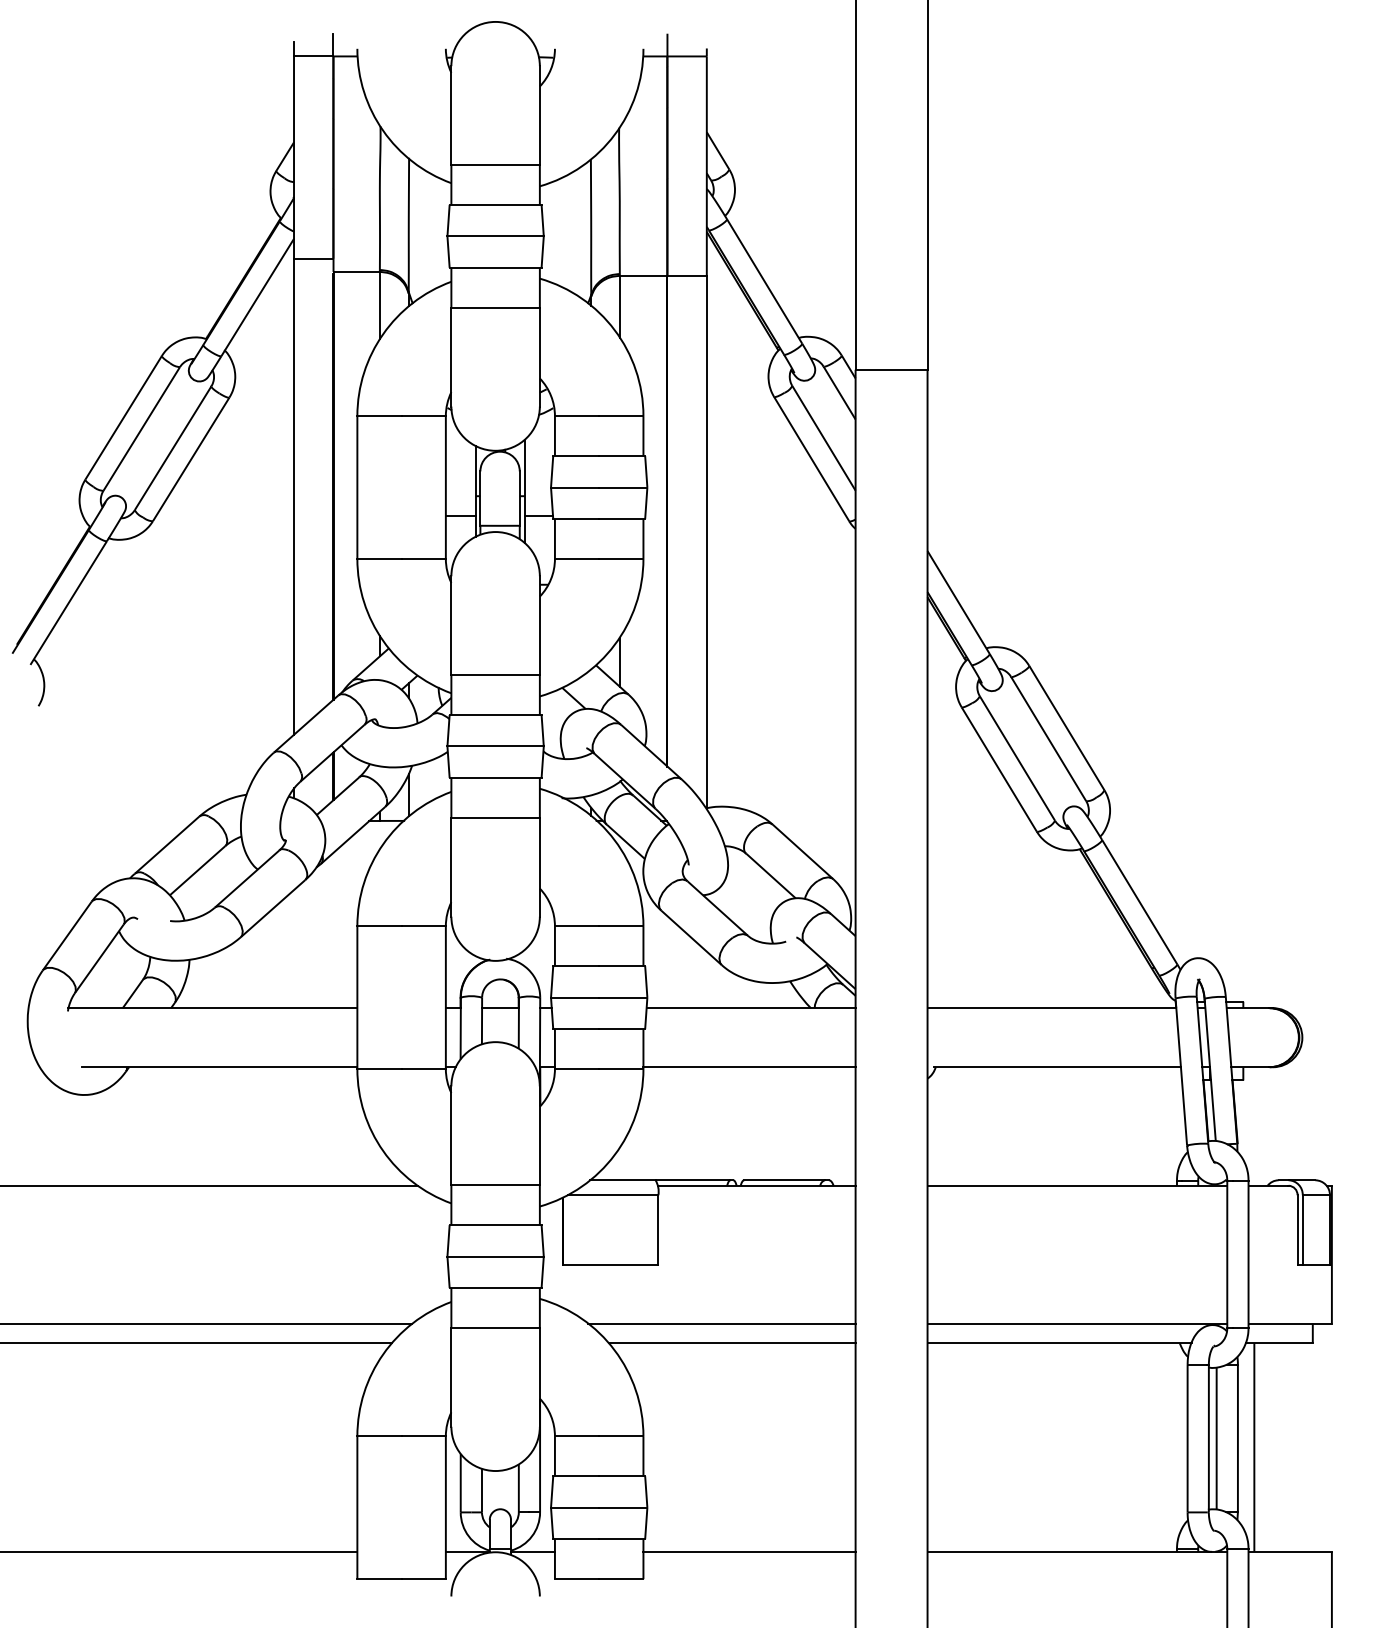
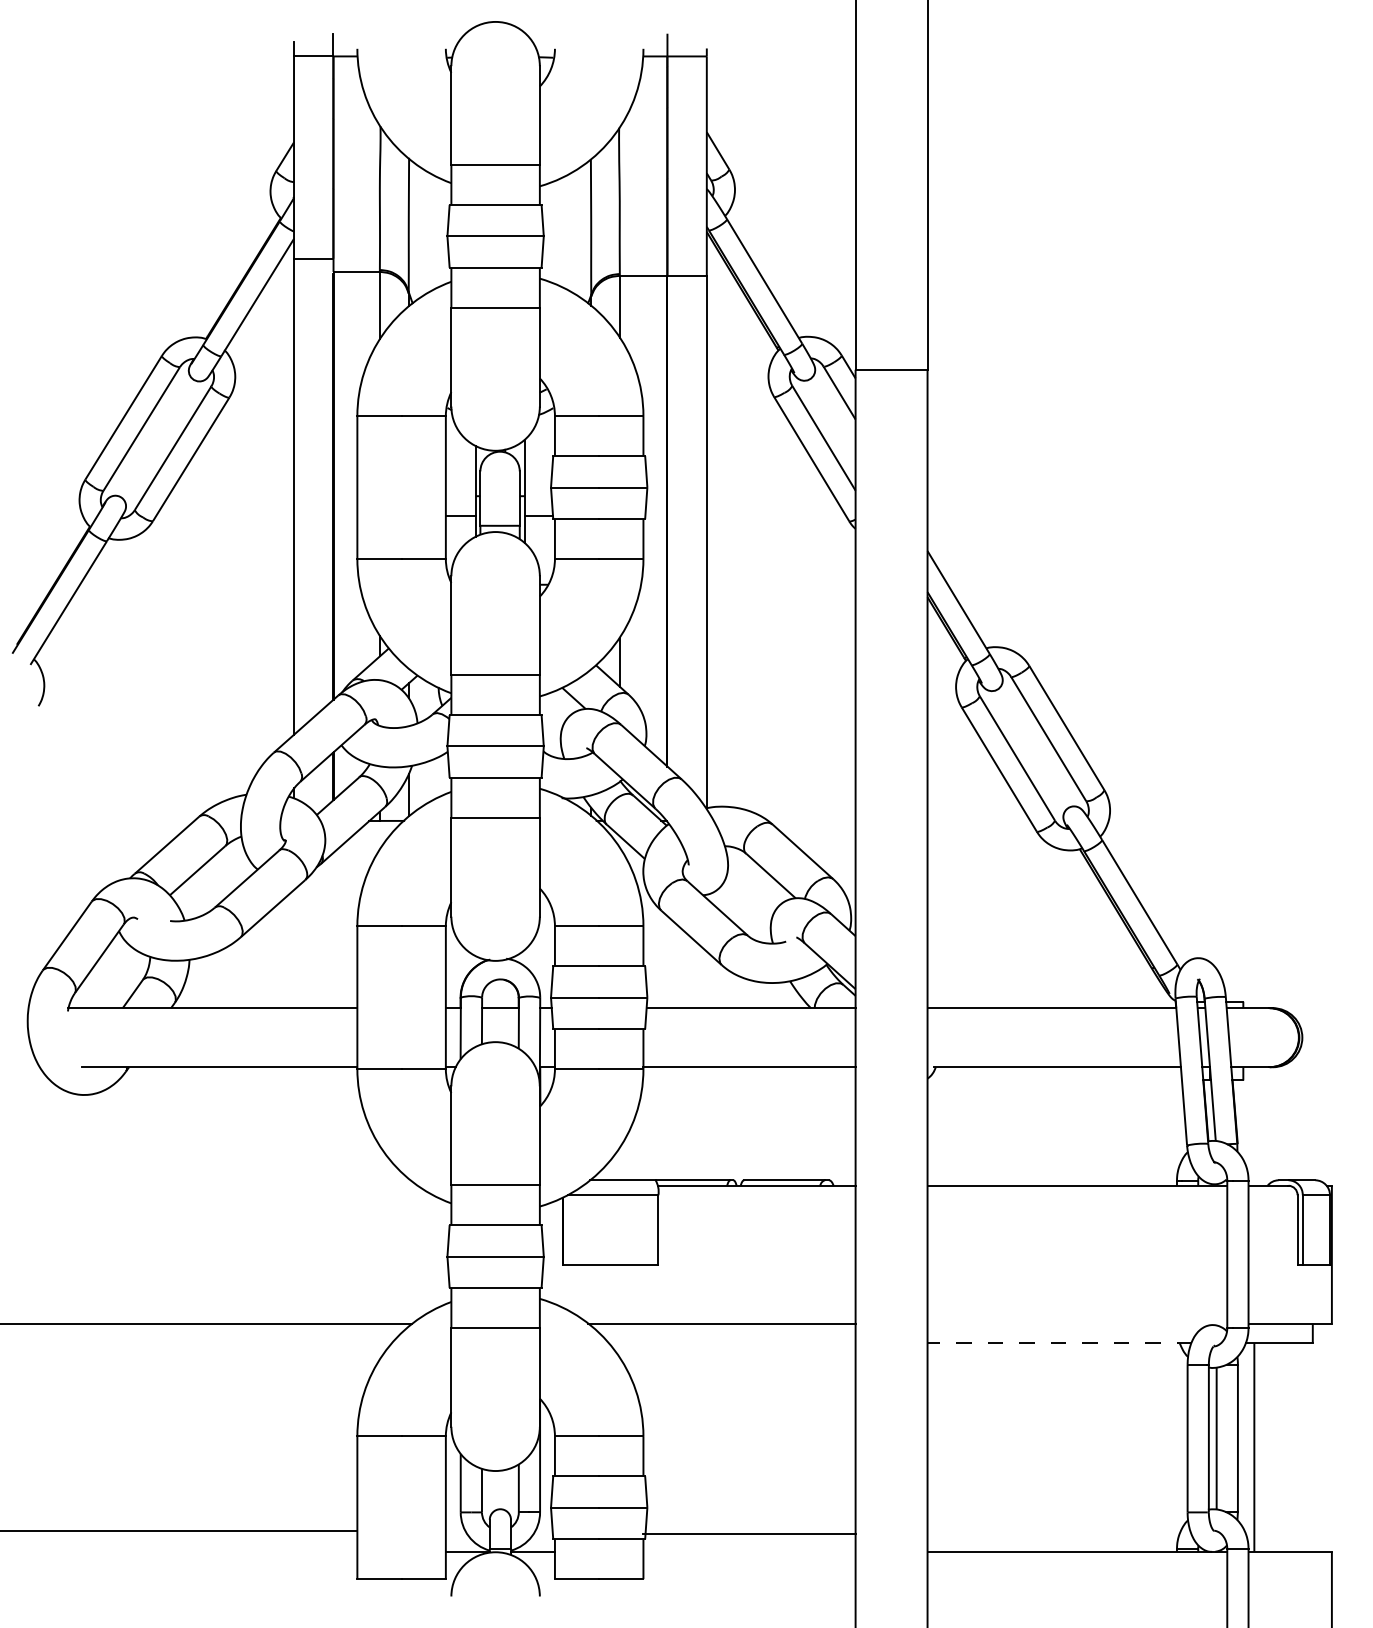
line: present -> none (209, 1185)
line: present -> none (1077, 1323)
line: present -> none (196, 1343)
line: present -> none (731, 1343)
line: solid -> dashed (1059, 1343)
line position: (179, 1551) -> (179, 1530) (179, 1530)
line position: (749, 1551) -> (749, 1533) (749, 1533)
